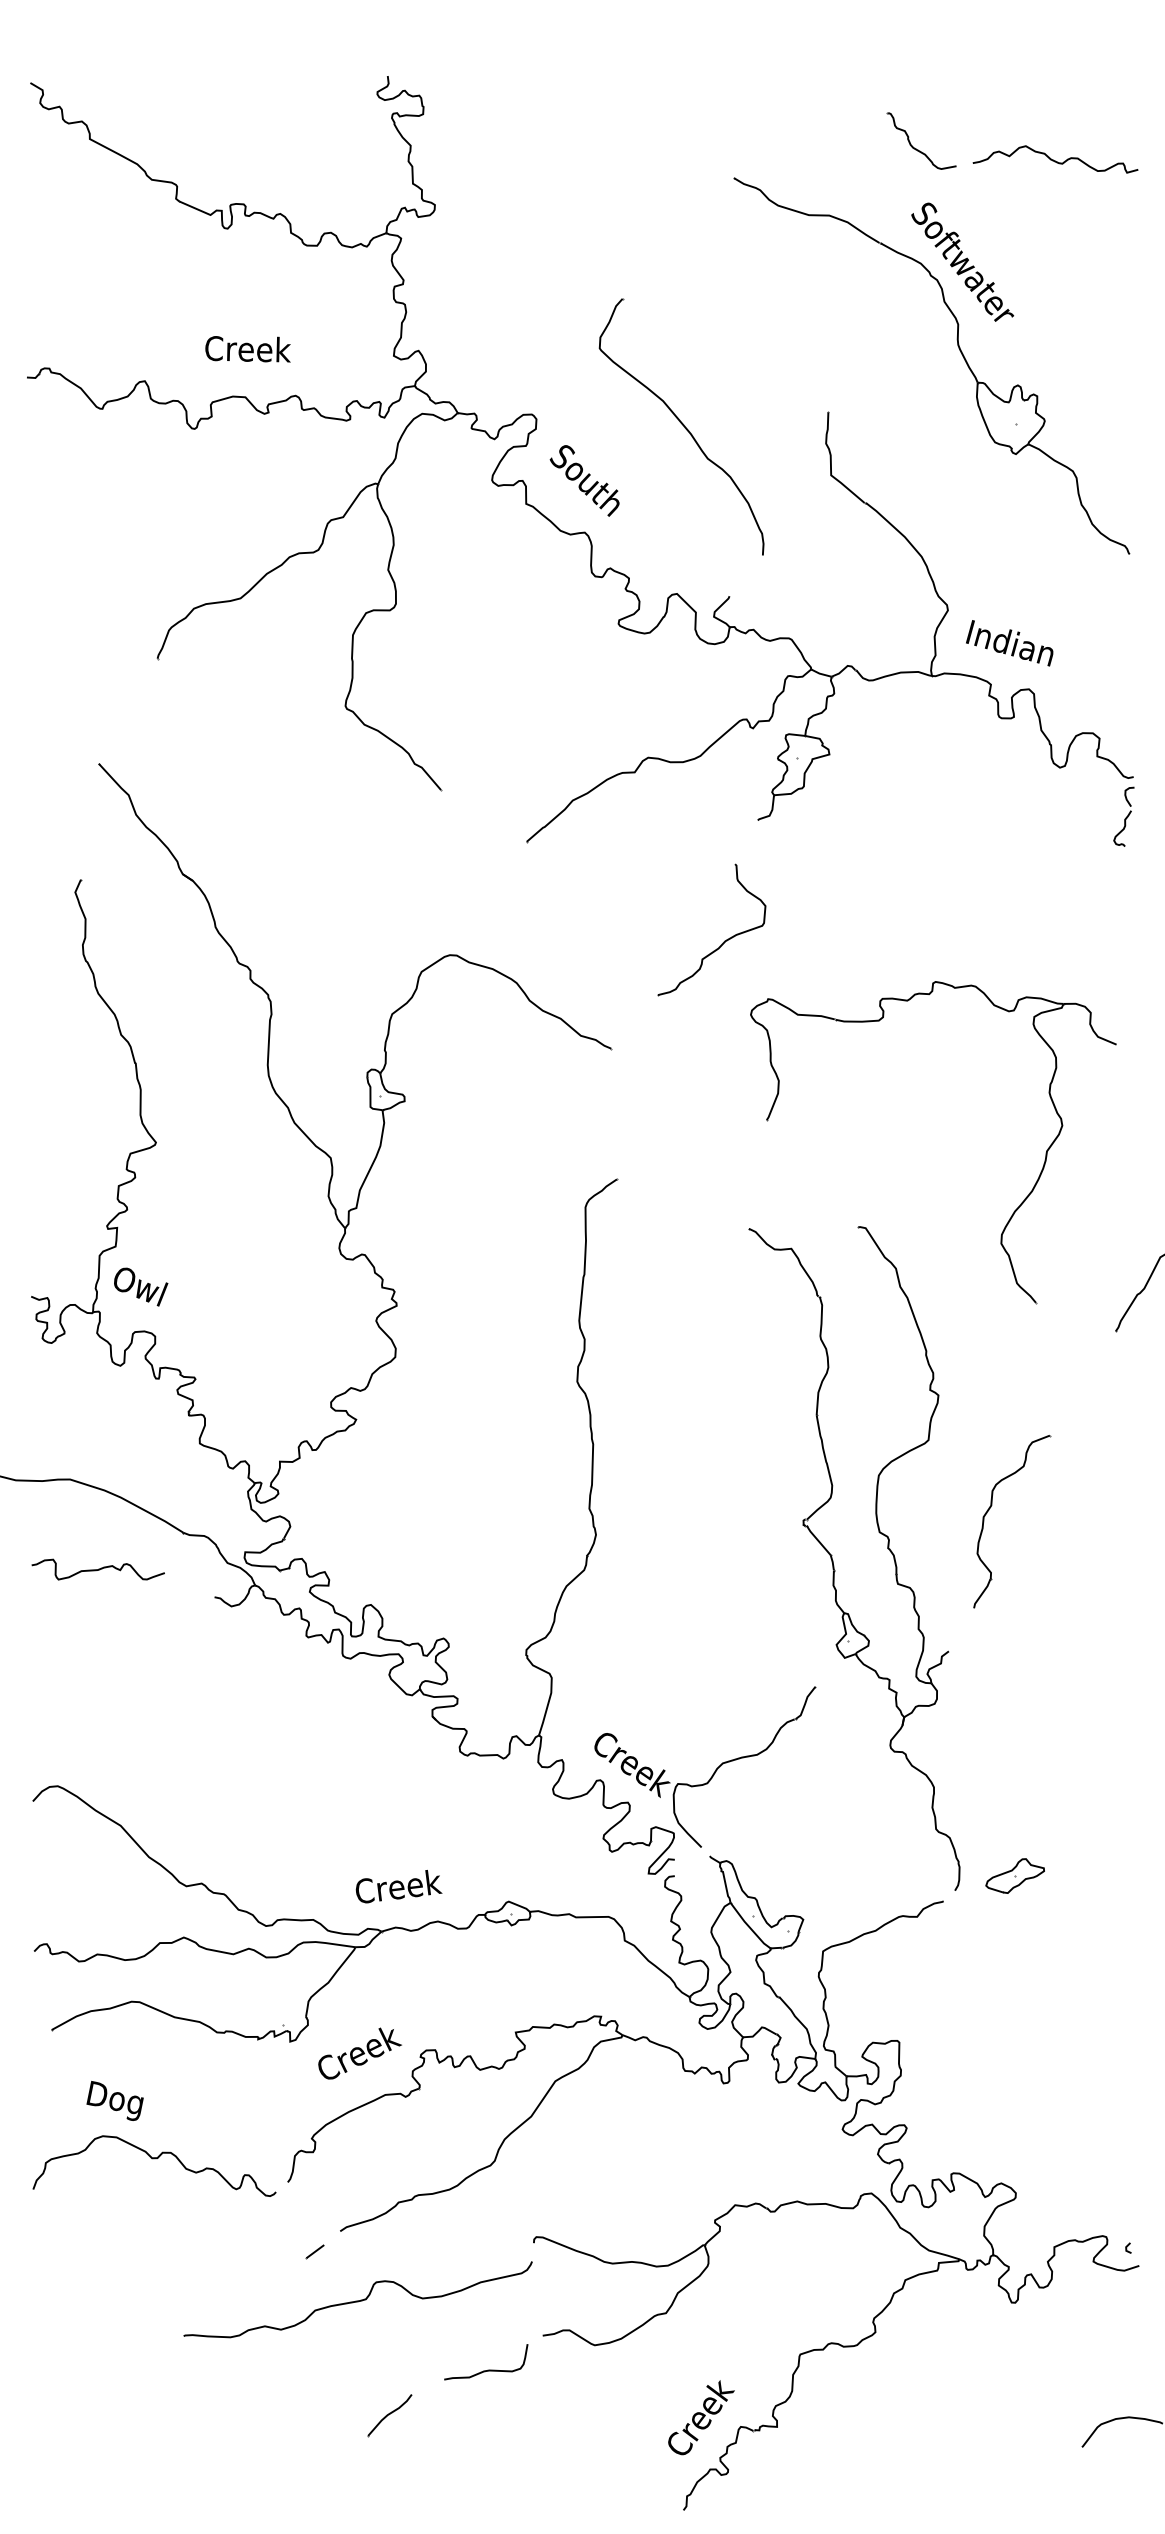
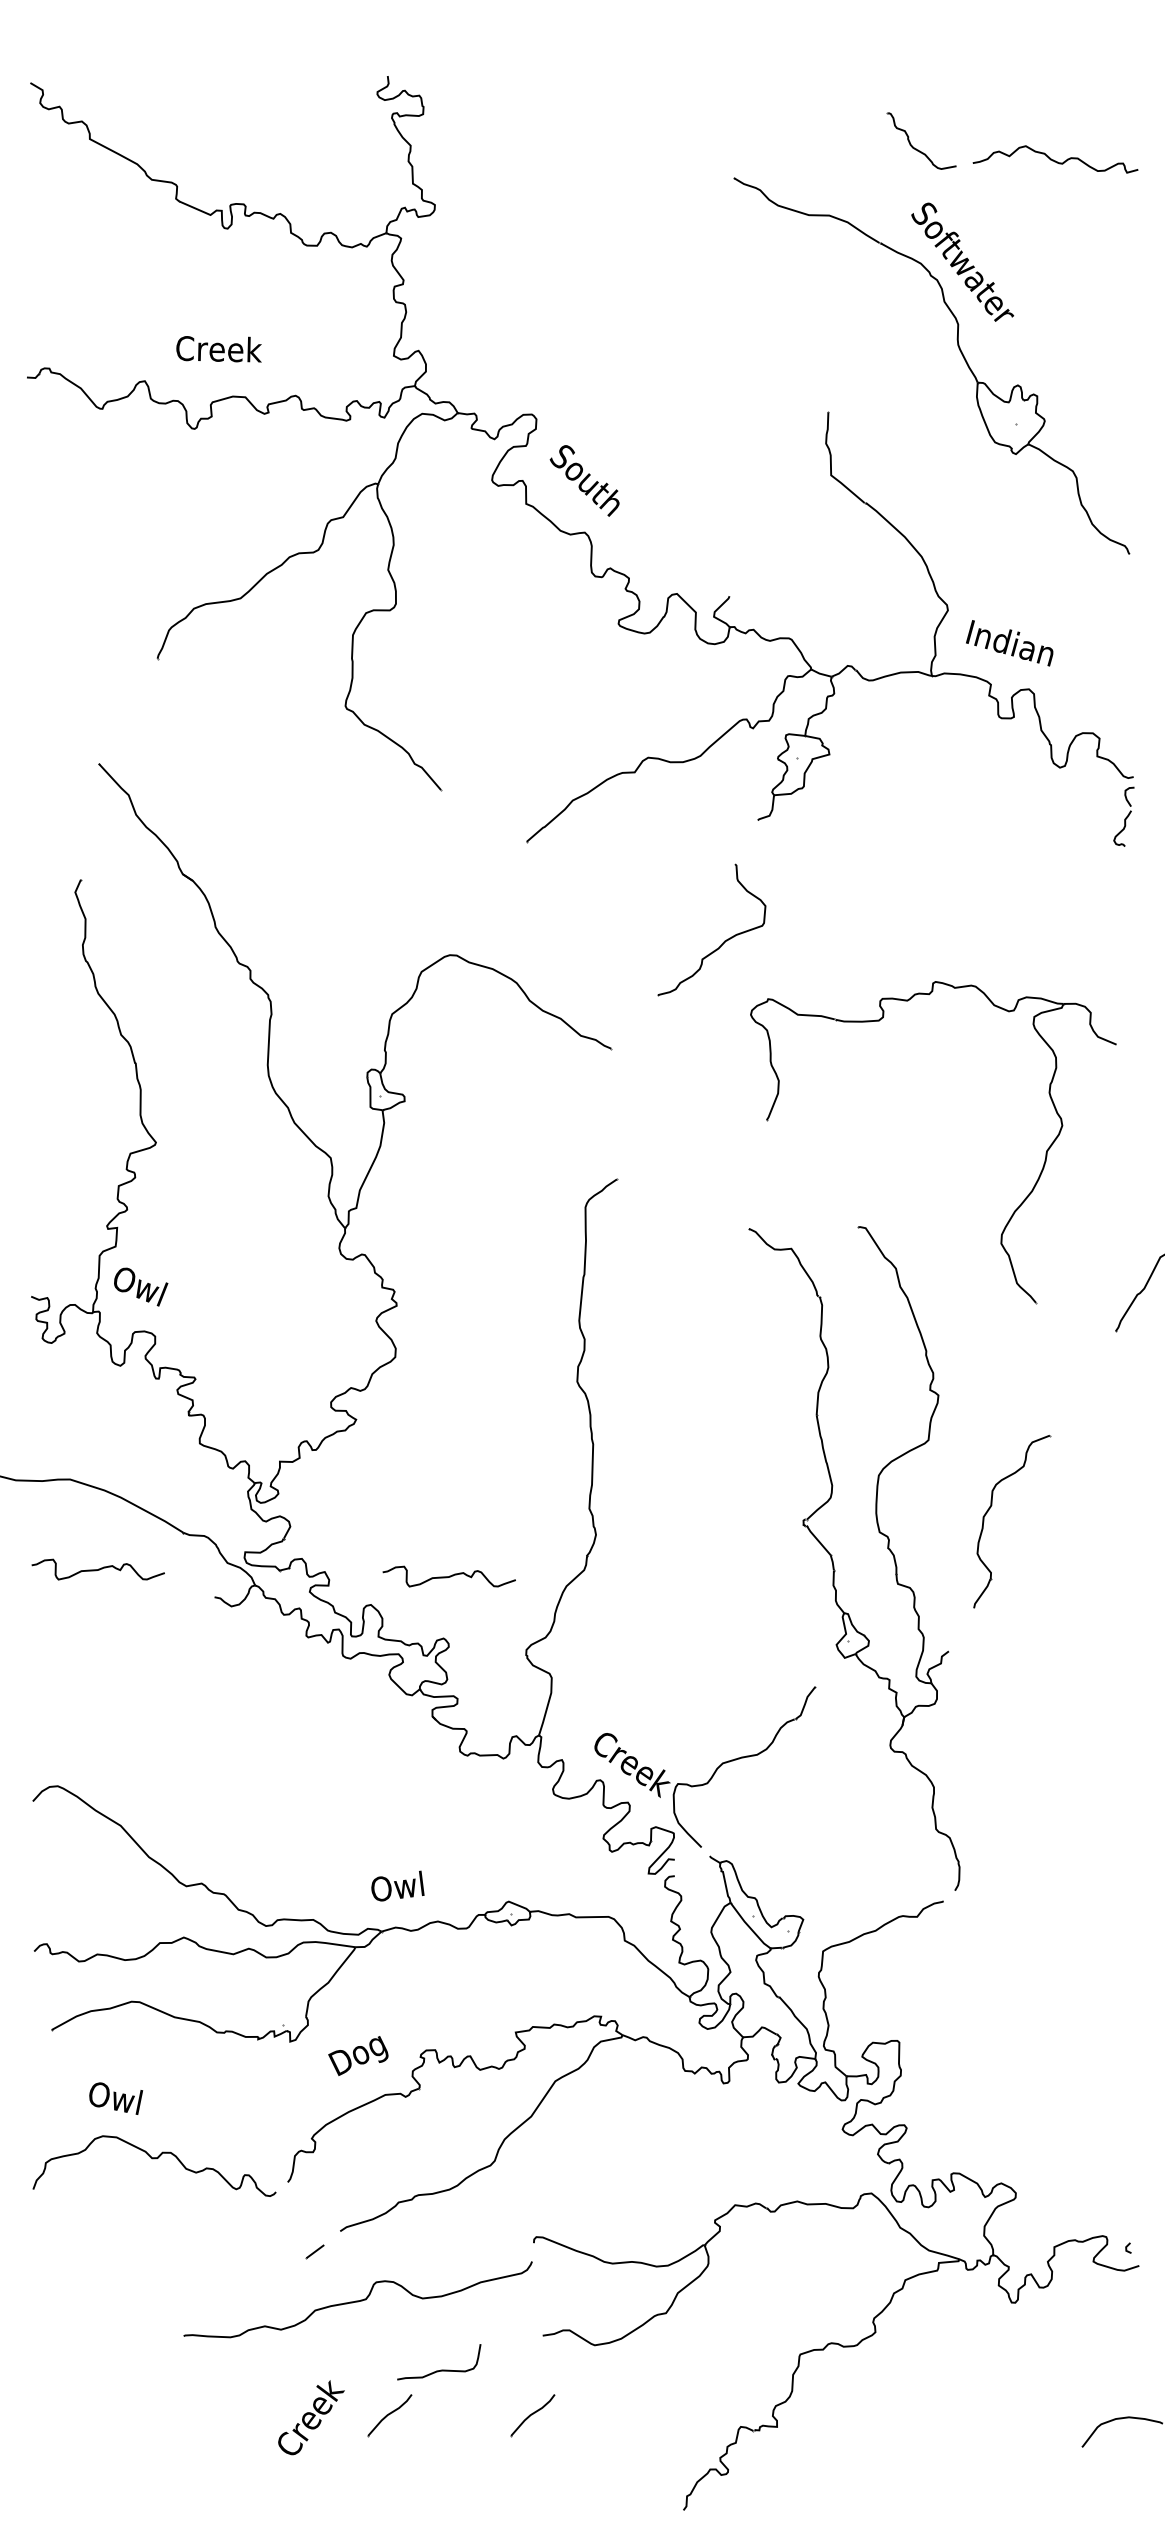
text position: (247, 349) -> (218, 349) (218, 349)
part: present -> none (681, 426)
curve: none -> present (448, 1576)
part: present -> none (1014, 1875)
text: Creek -> Owl (398, 1886)
text: Creek -> Dog (360, 2053)
text: Dog -> Owl (114, 2100)
curve position: (487, 2369) -> (440, 2369) (440, 2369)
part: none -> present (532, 2415)
text position: (701, 2417) -> (311, 2417) (311, 2417)
